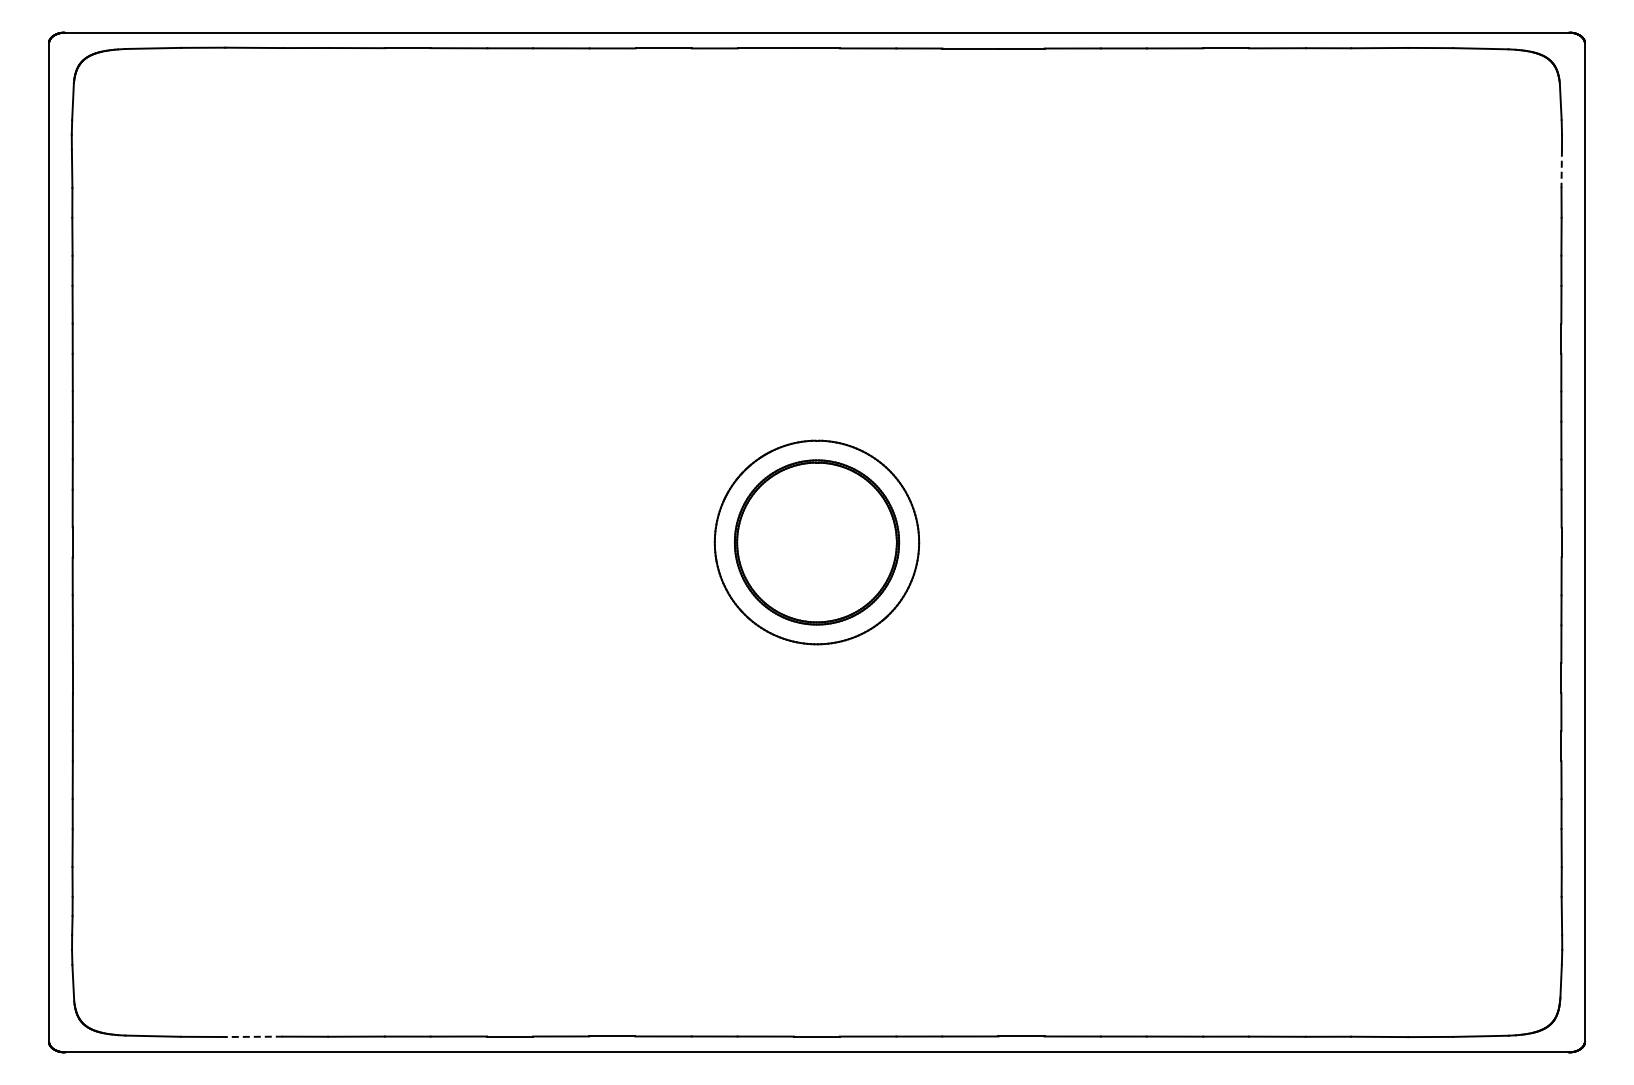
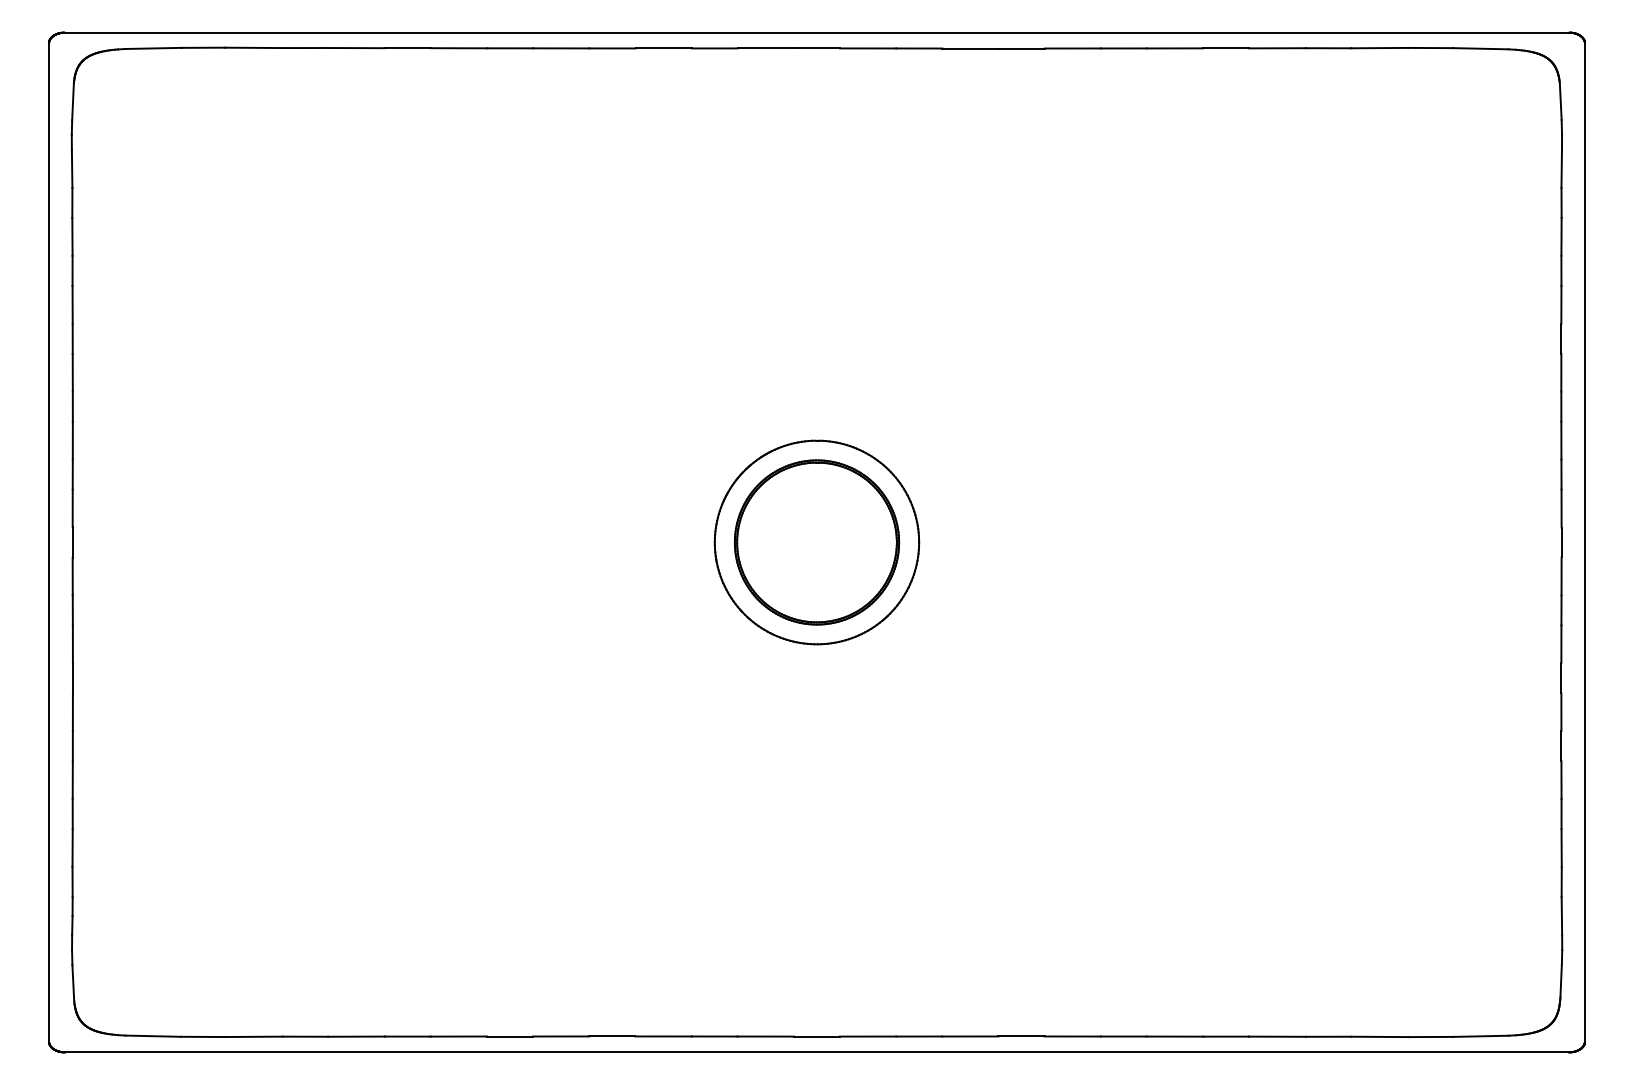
line: dashed -> solid (1561, 169)
line: dashed -> solid (254, 1036)
